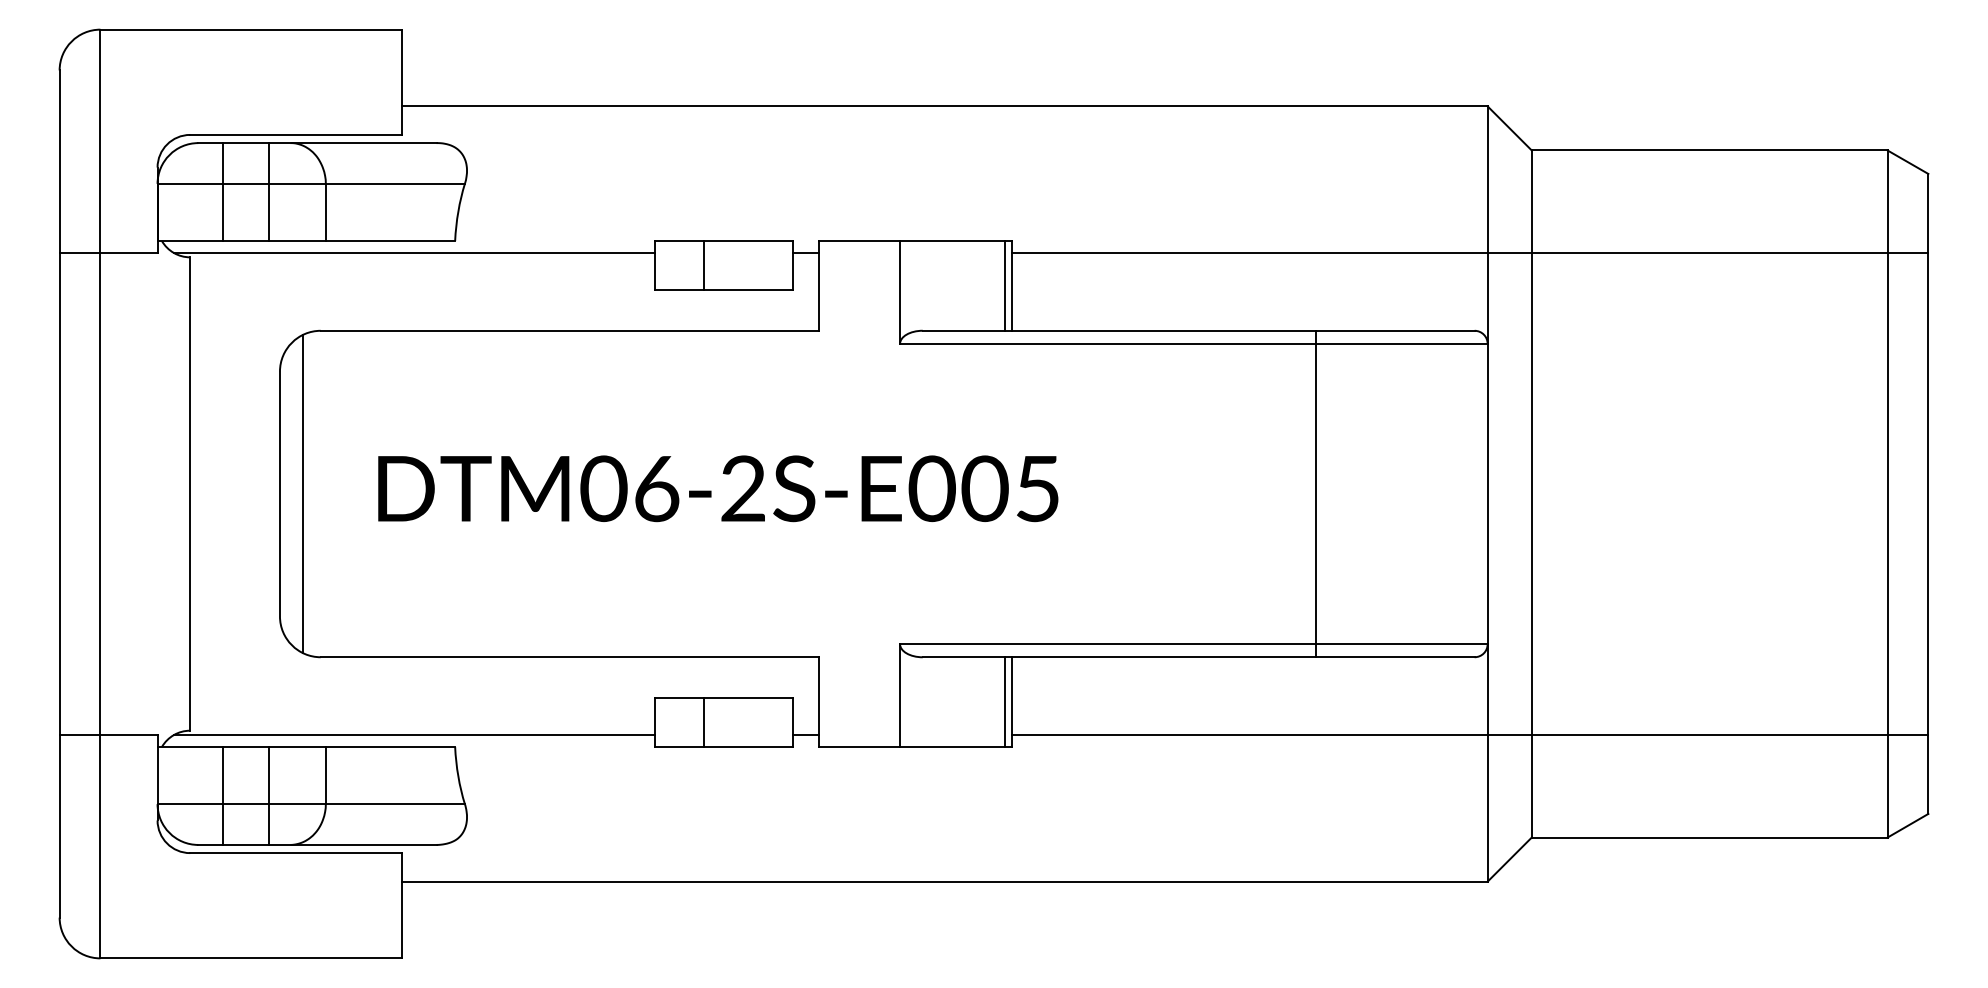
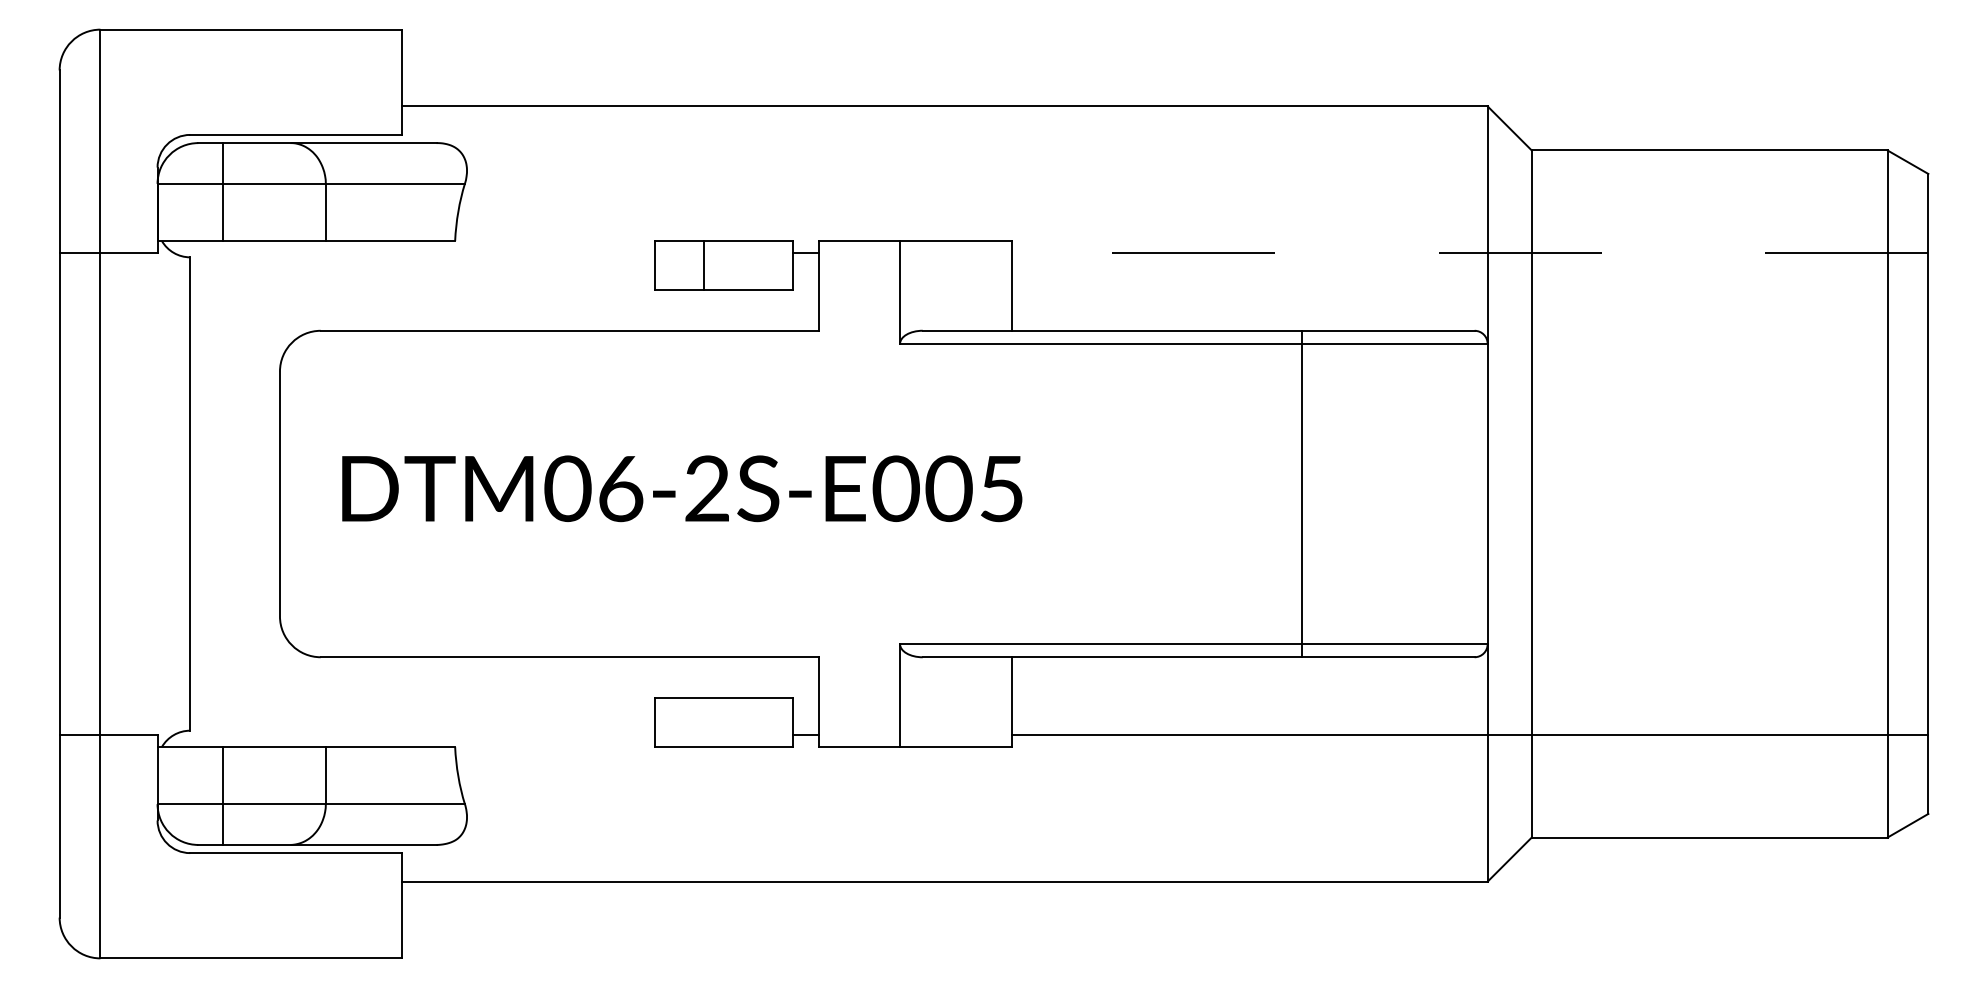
line: present -> none (269, 192)
line: present -> none (414, 253)
line: solid -> dashed (1469, 253)
line: present -> none (1005, 285)
text position: (718, 488) -> (682, 488) (682, 488)
line: present -> none (302, 493)
line position: (1316, 493) -> (1302, 493) (1302, 493)
line: present -> none (1005, 702)
line: present -> none (704, 722)
line: present -> none (414, 734)
line: present -> none (269, 795)
